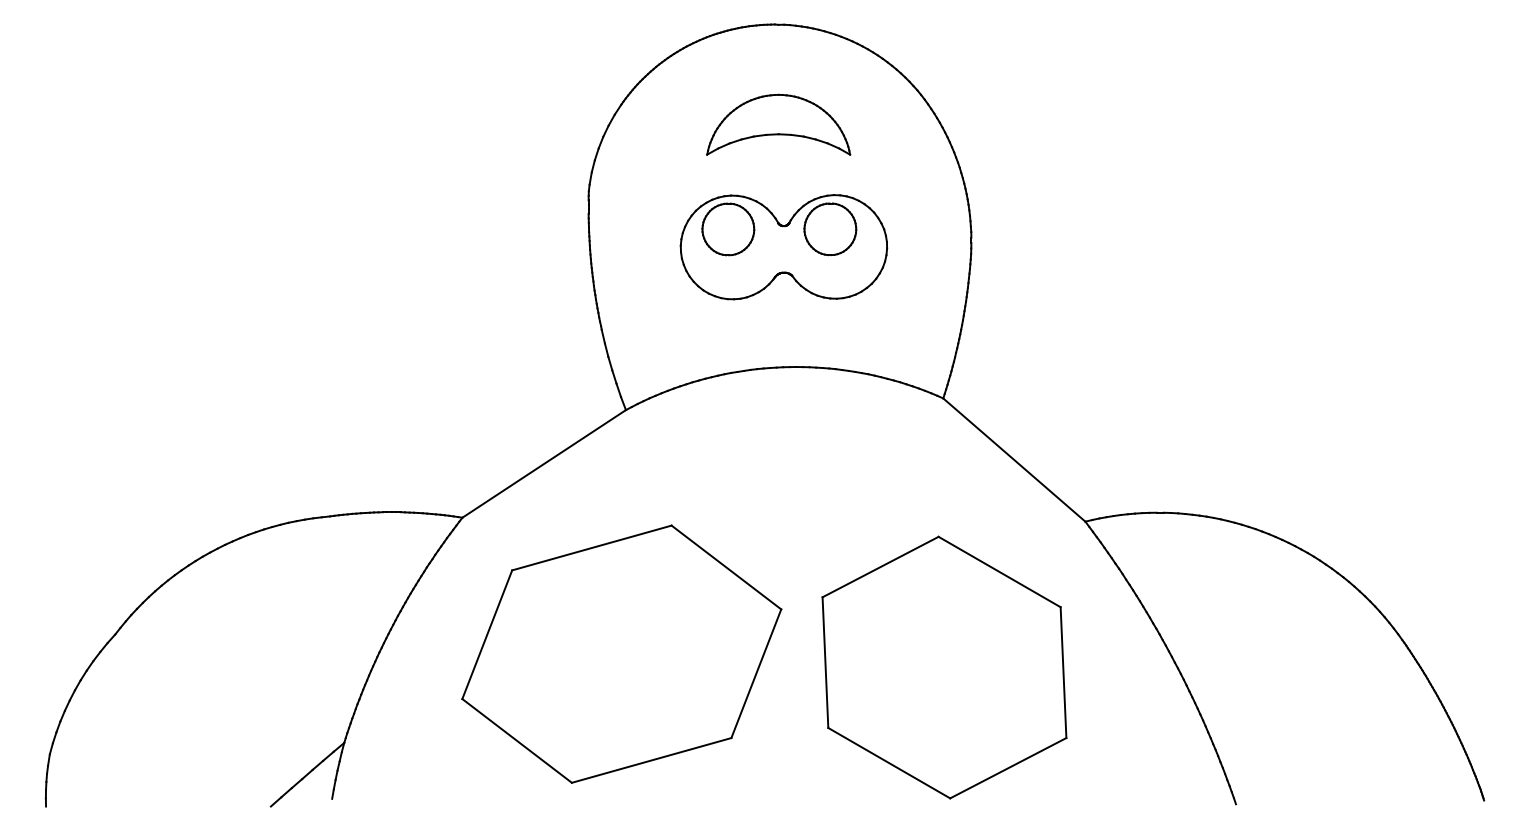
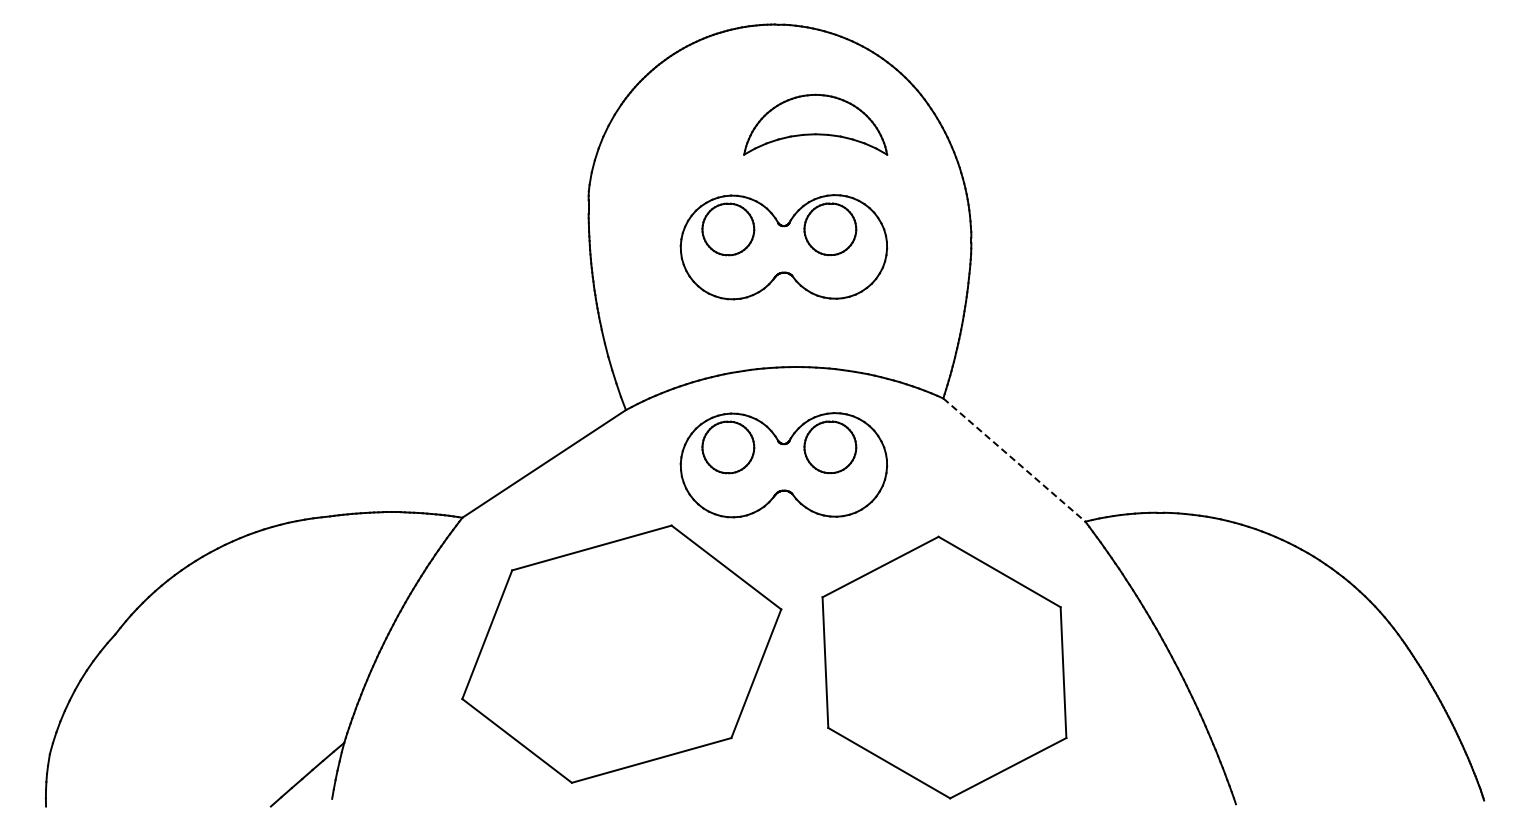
part position: (778, 124) -> (815, 124) (815, 124)
line: solid -> dashed (1014, 460)
part: none -> present (783, 465)
